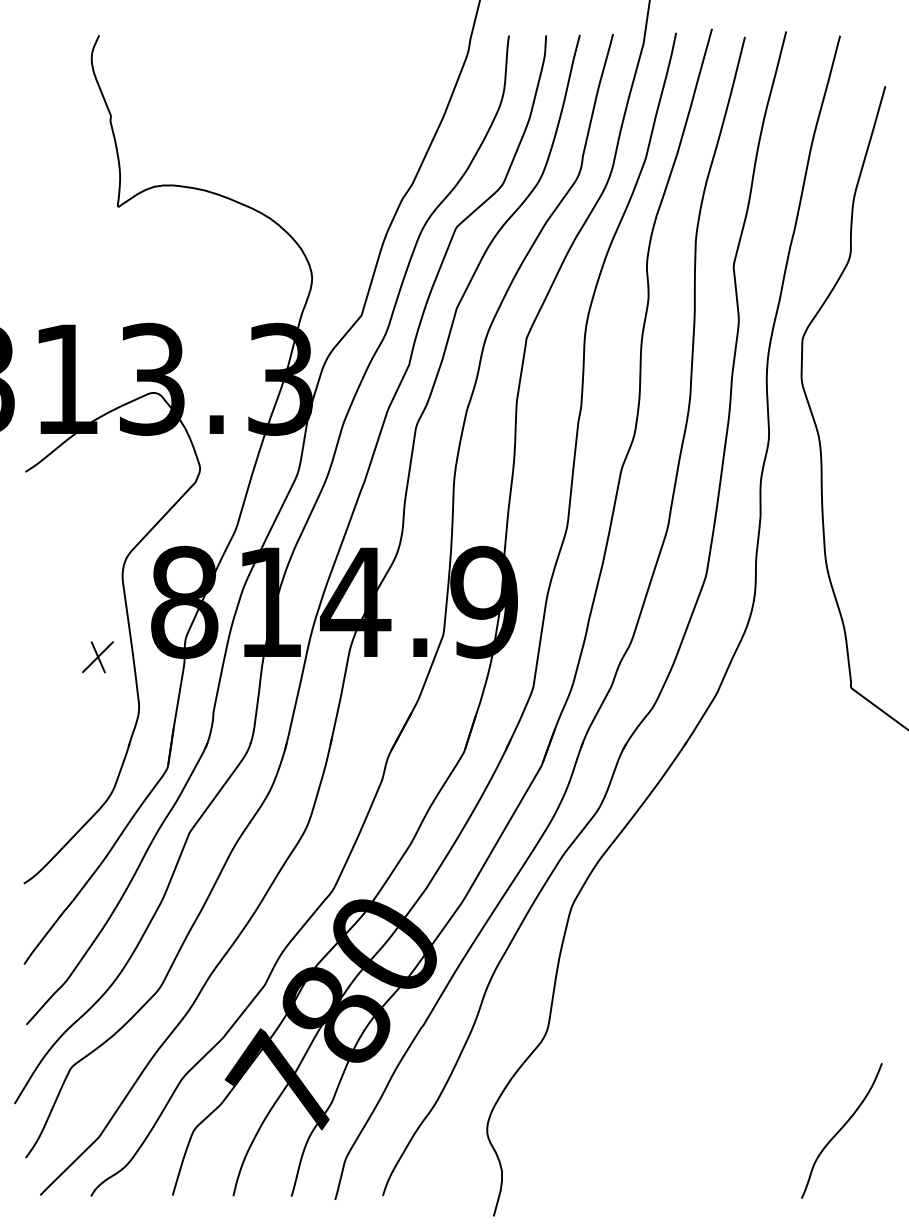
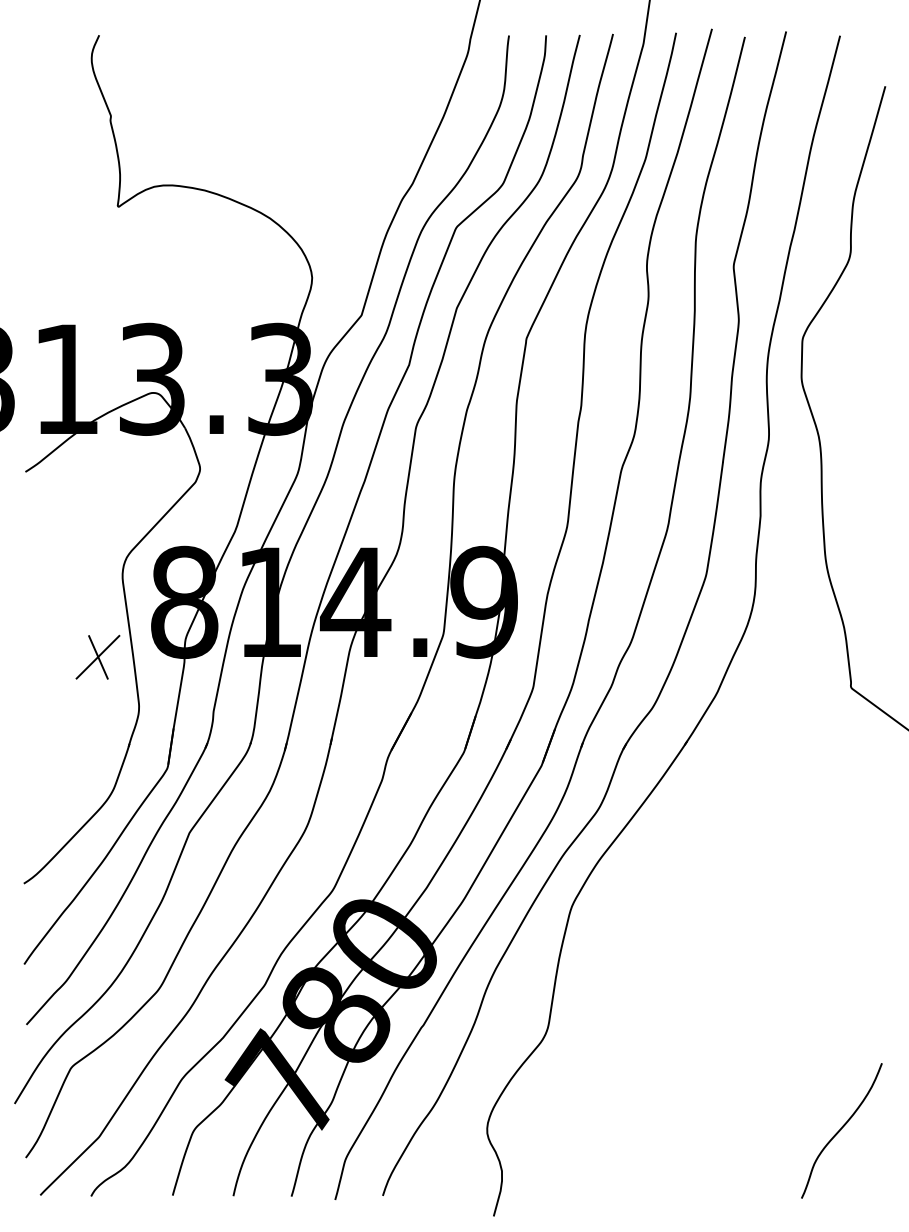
part size: 32x33 px -> 46x46 px (97, 656)
